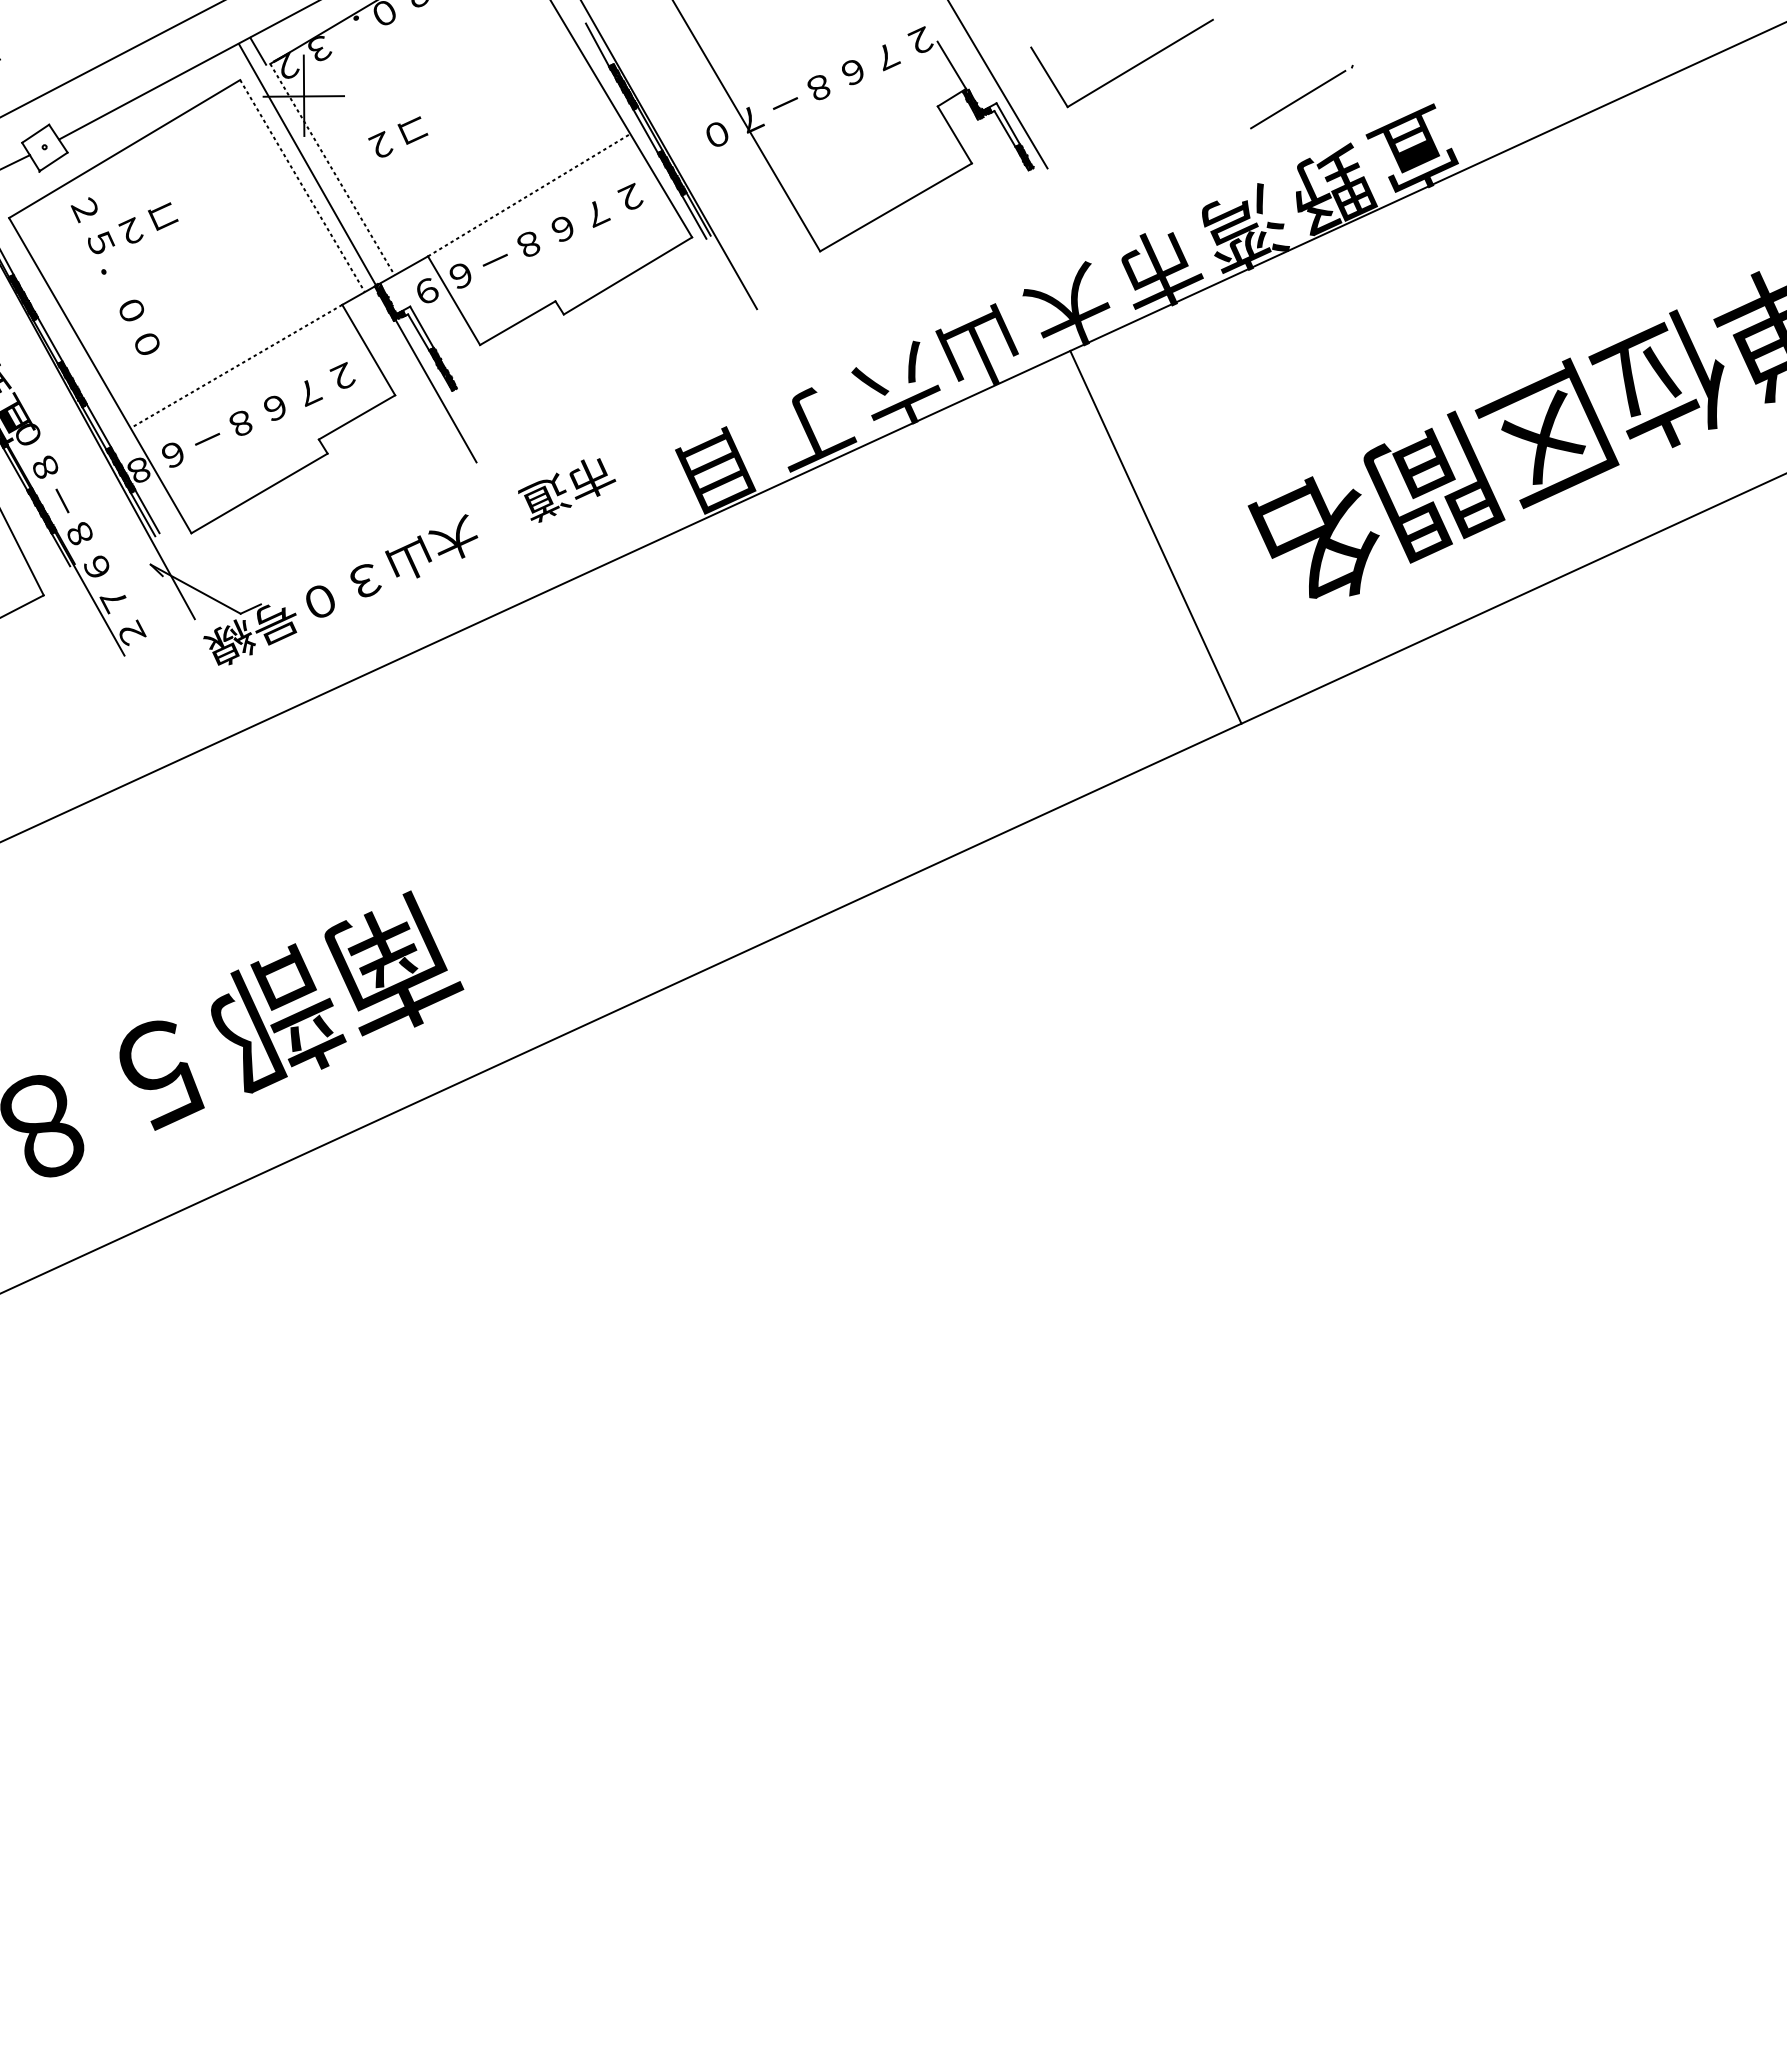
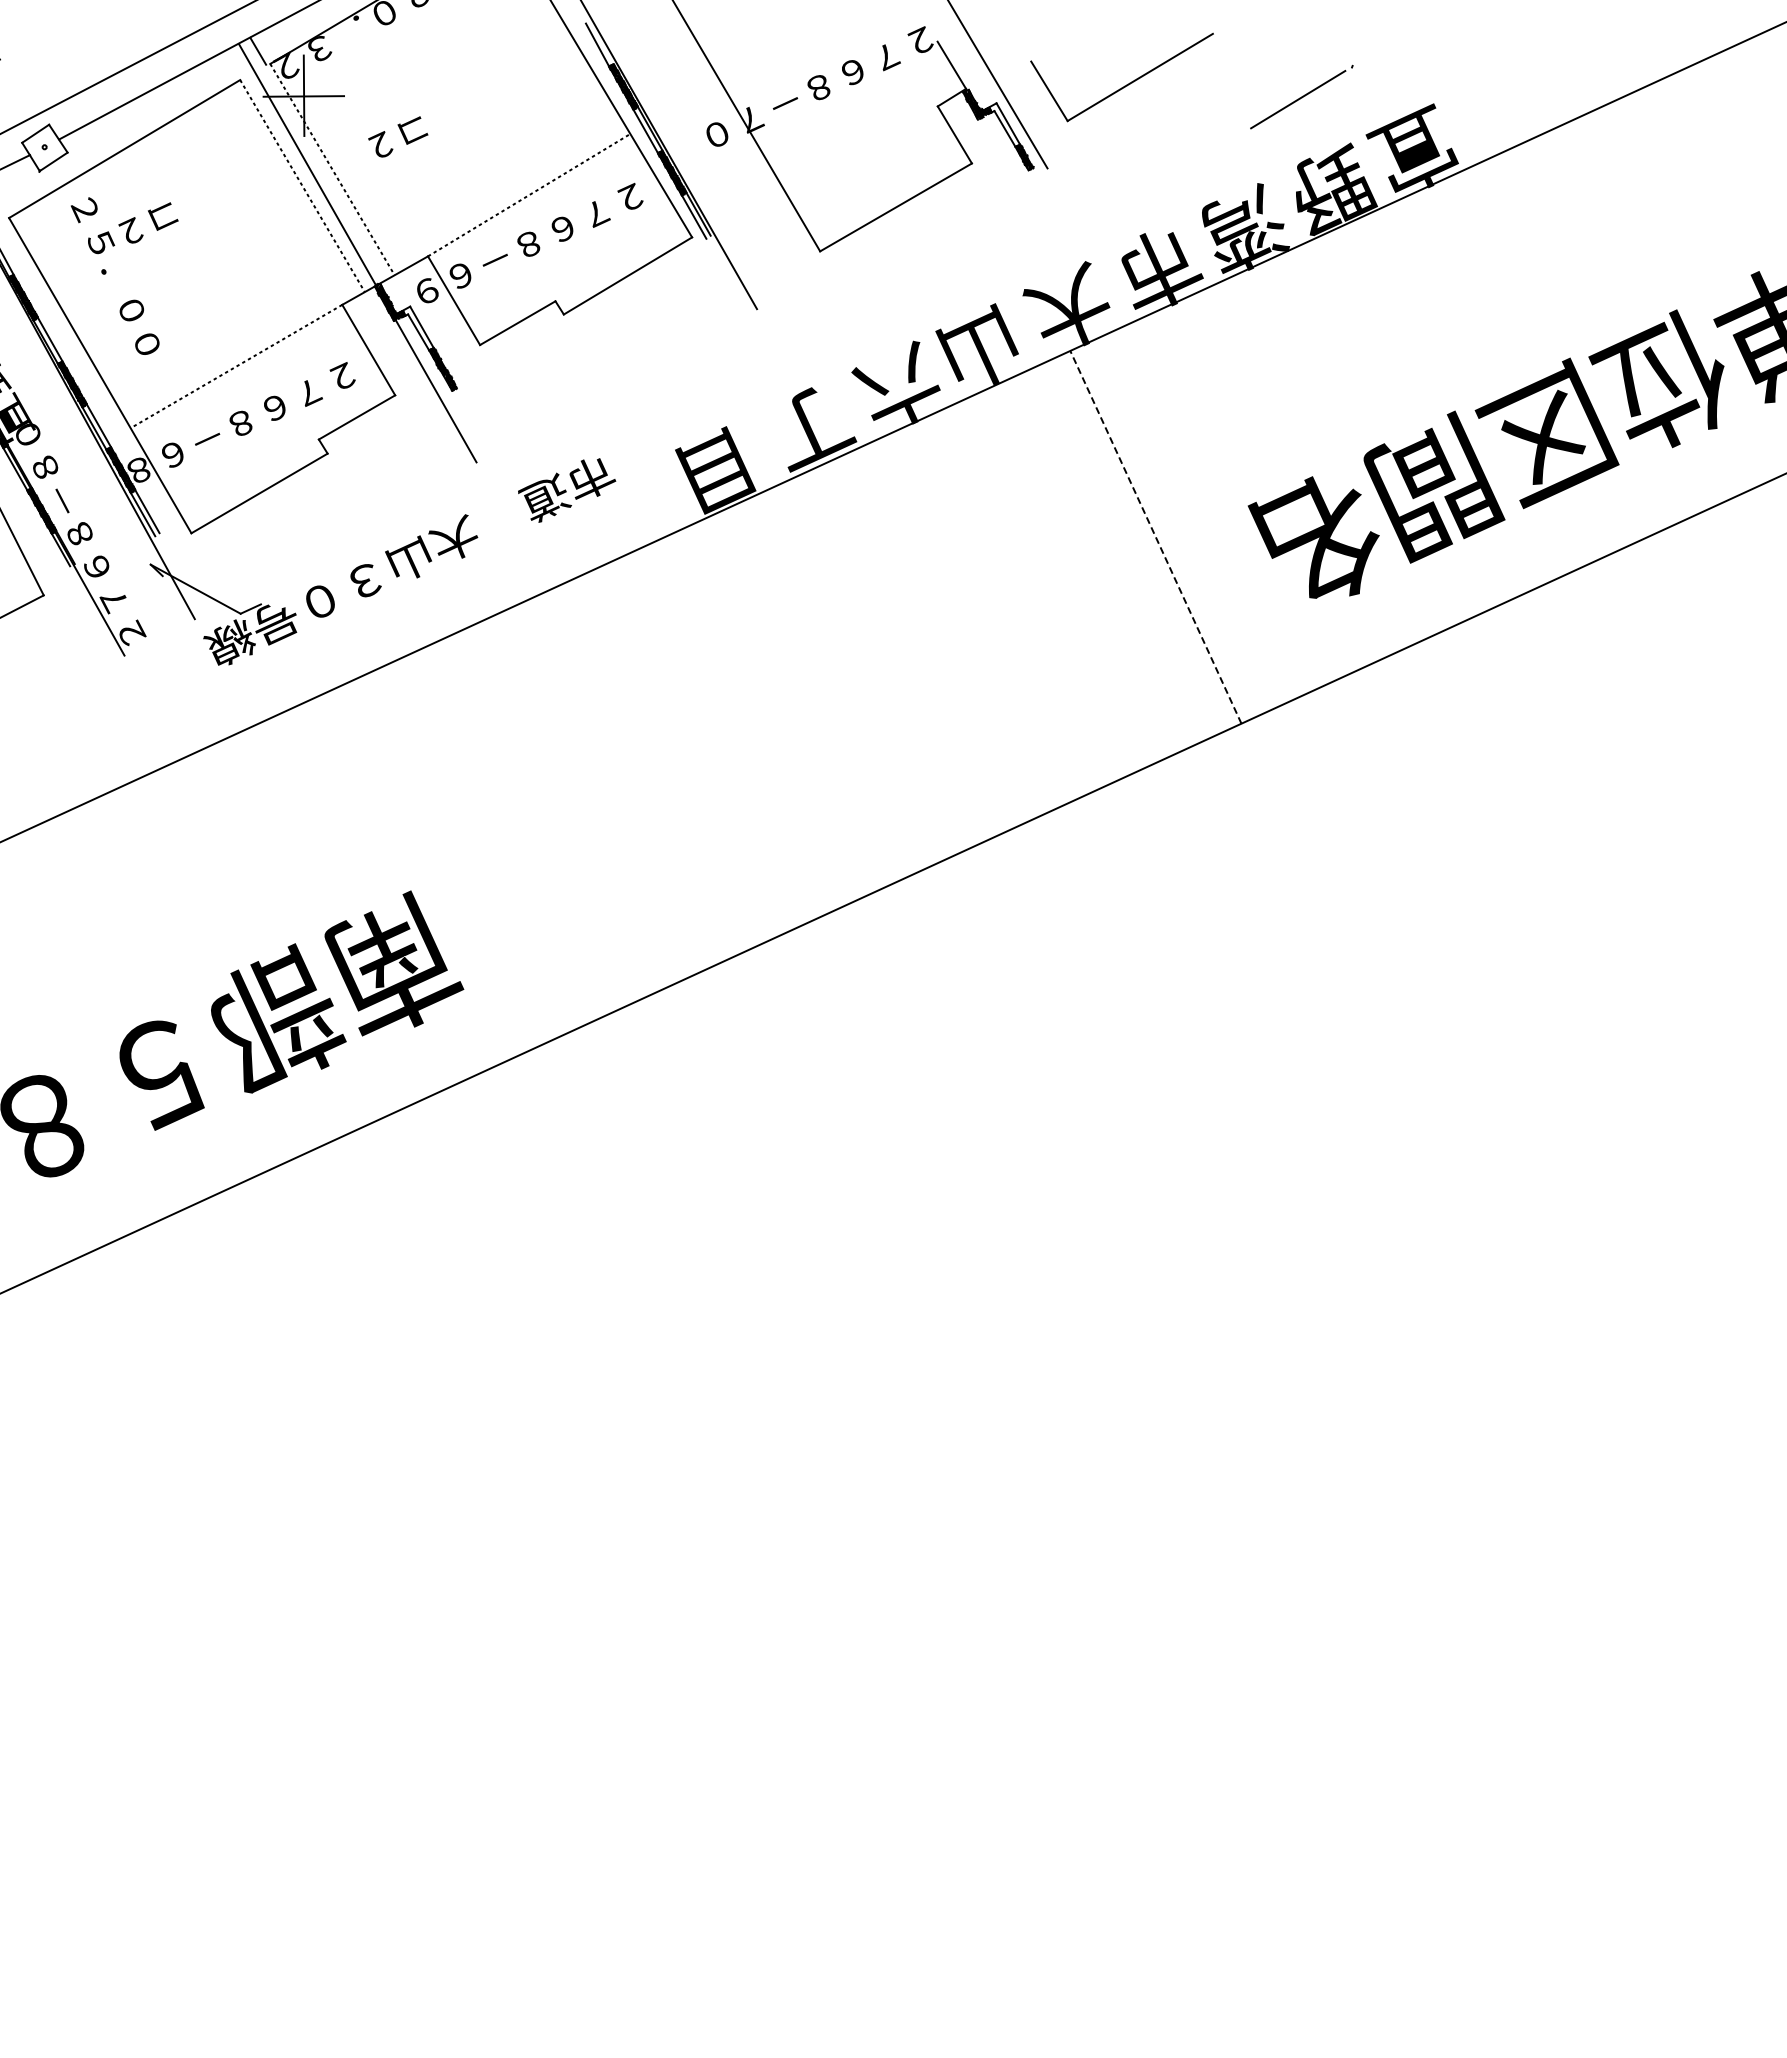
line position: (111, 59) -> (127, 67) (127, 67)
part position: (1124, 71) -> (1124, 85) (1124, 85)
line: solid -> dashed (1155, 536)
